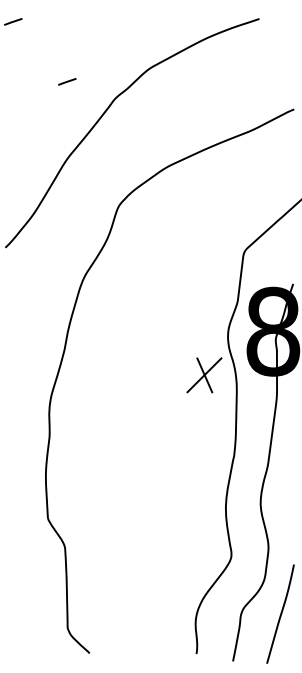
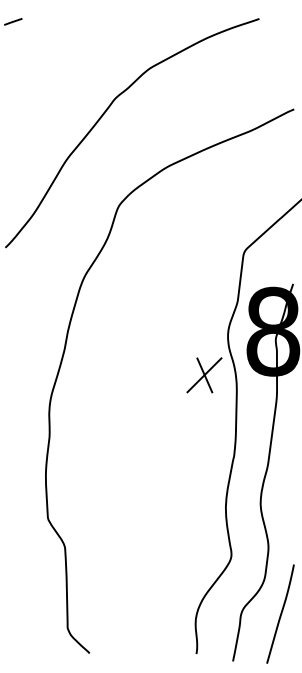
line: present -> none (67, 81)
